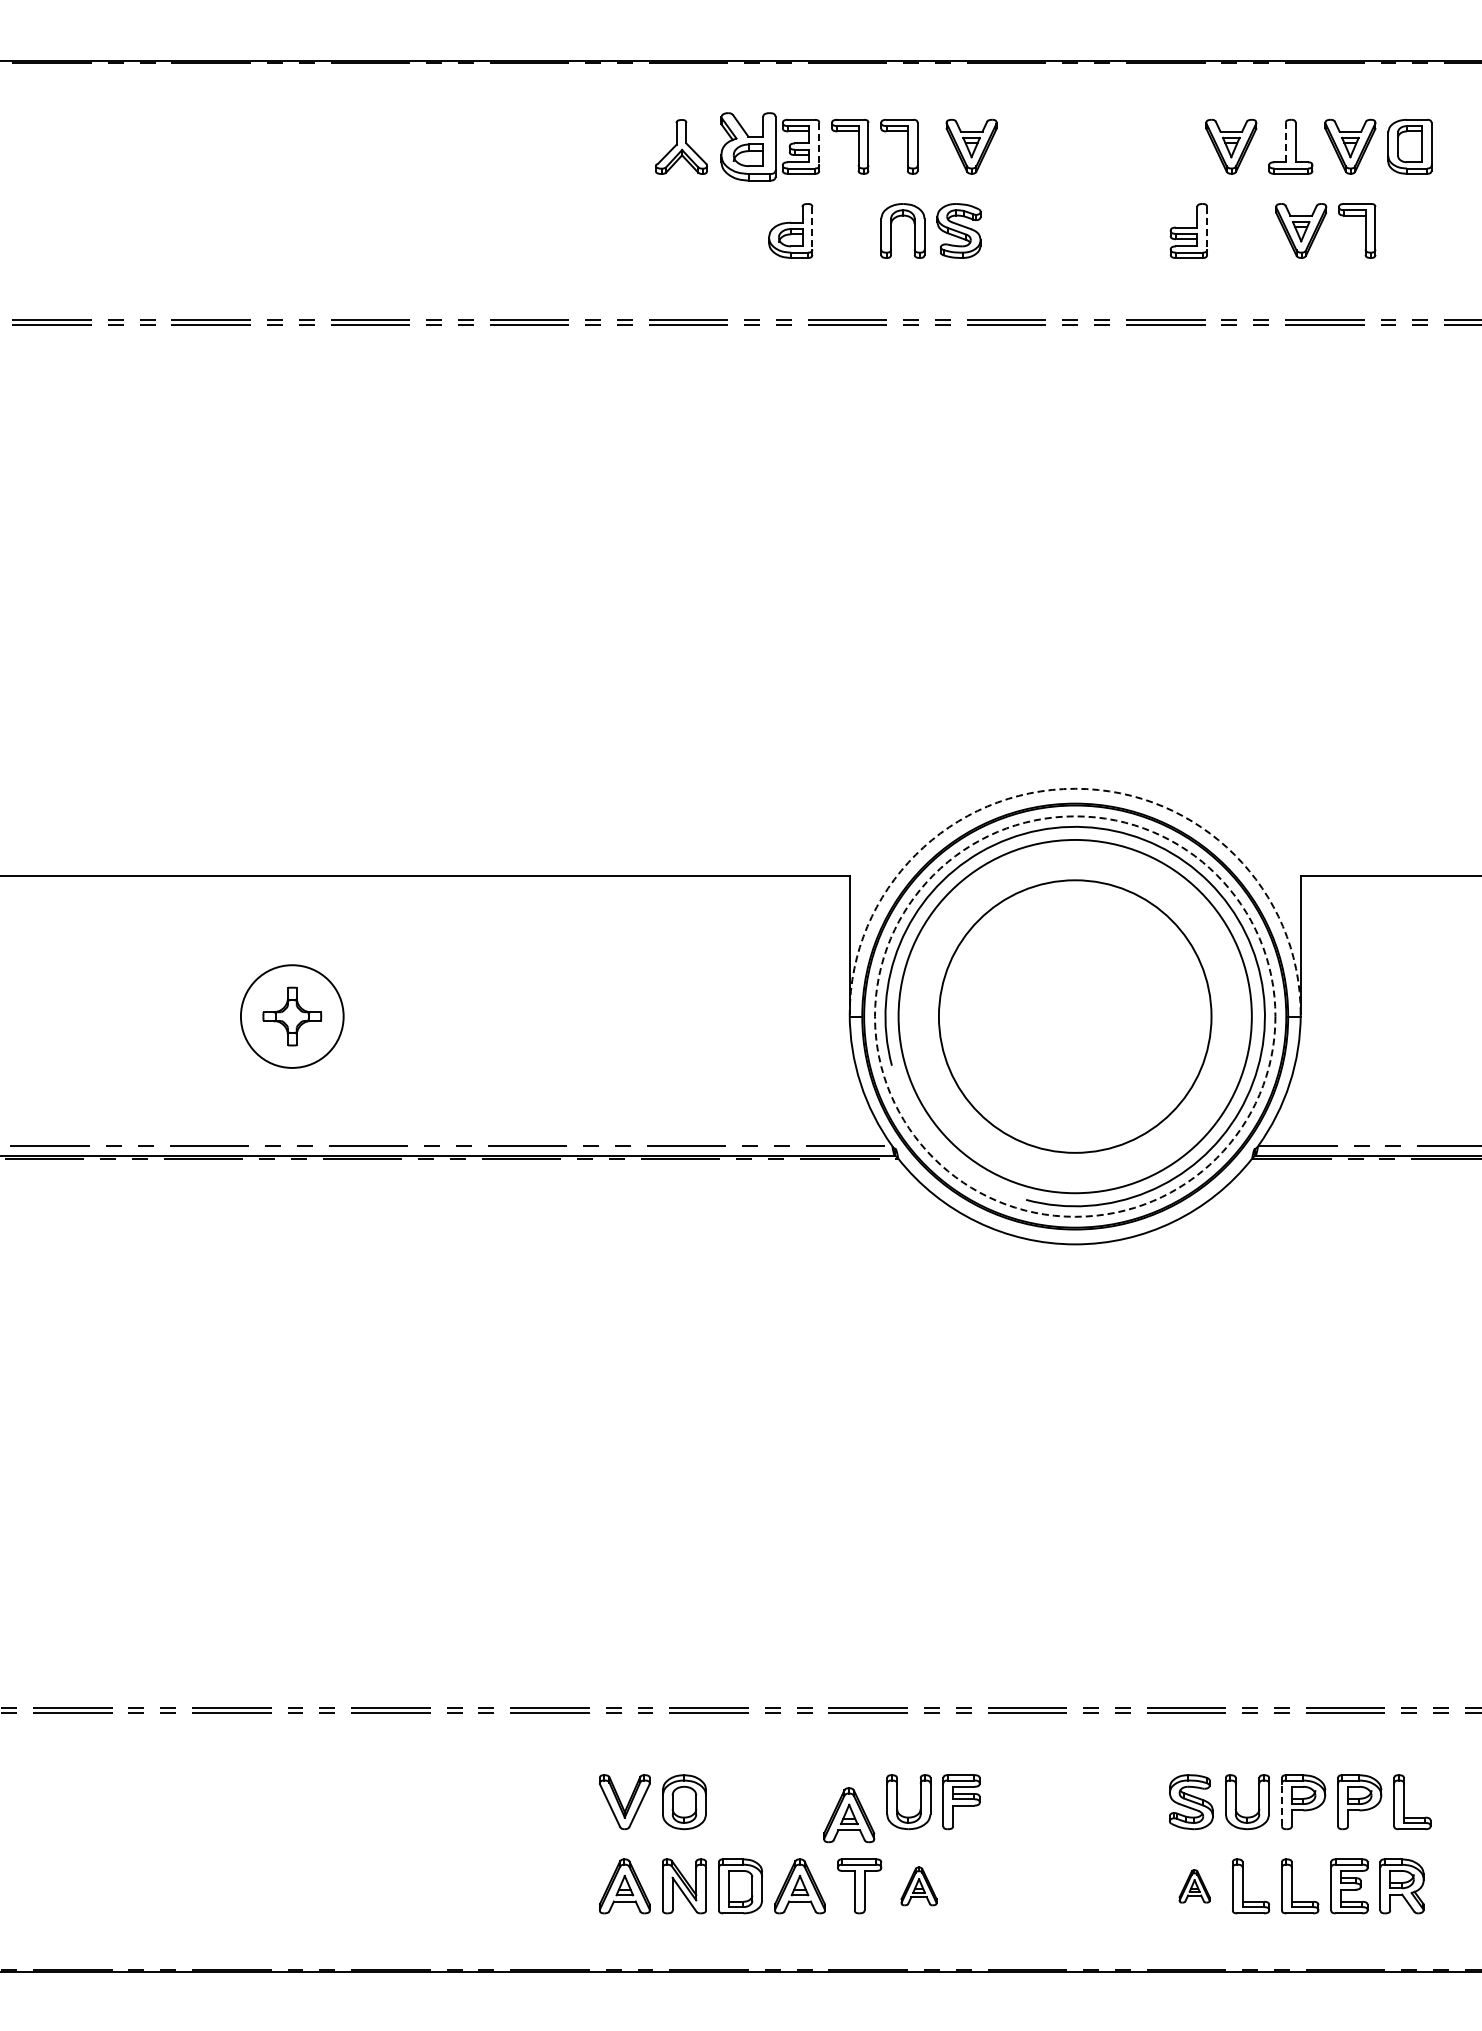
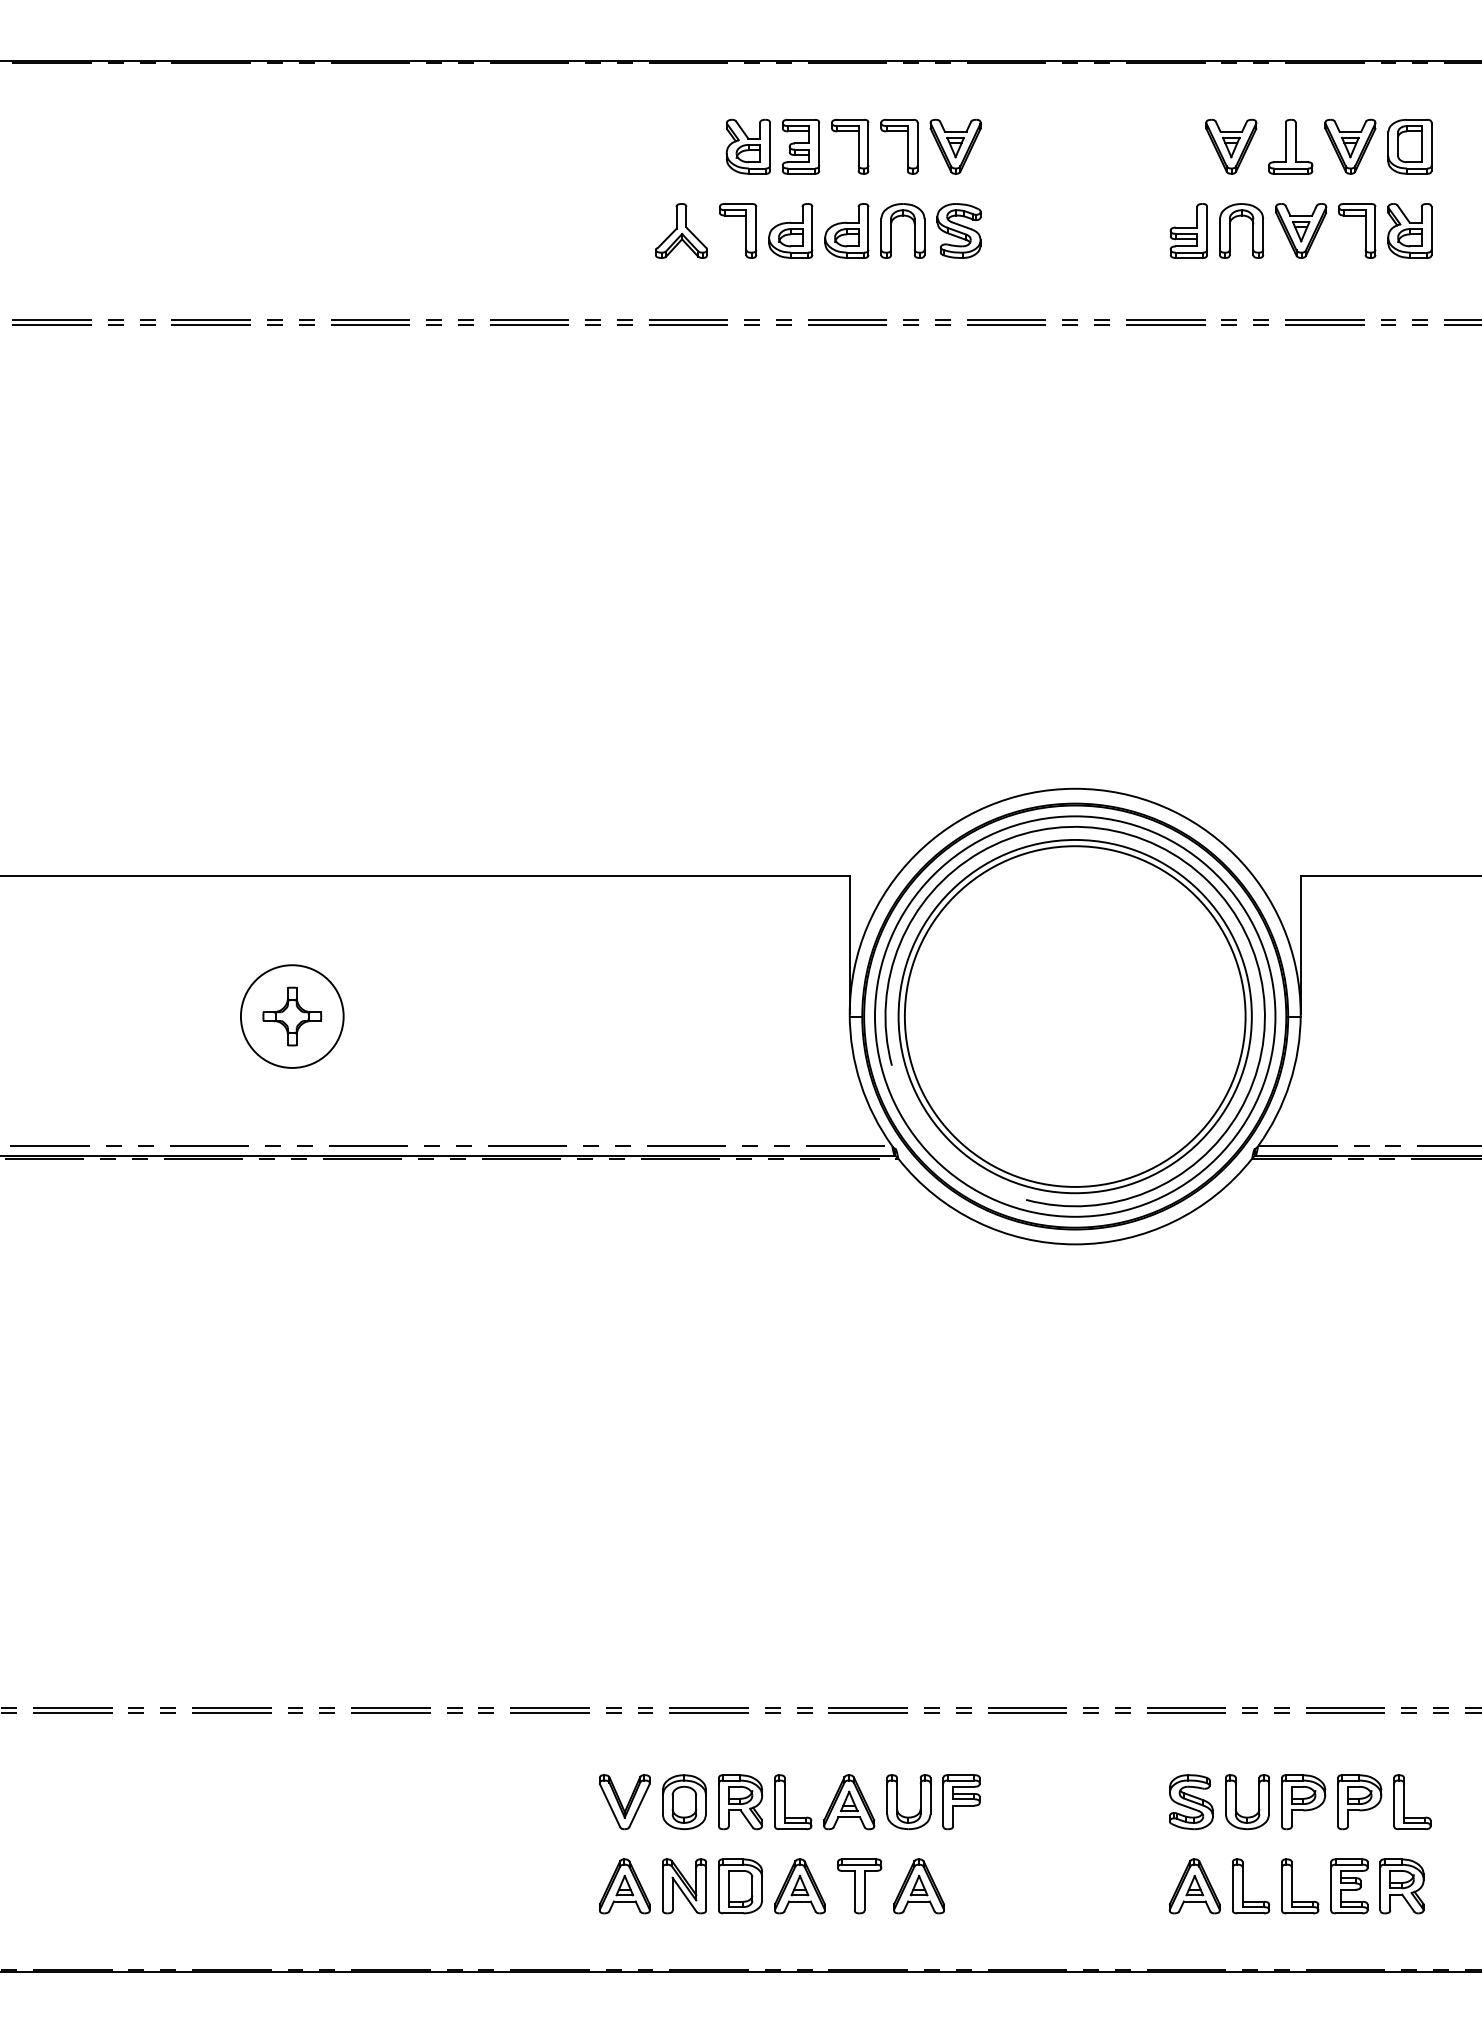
line: dashed -> solid (1285, 142)
line: dashed -> solid (819, 144)
part position: (681, 146) -> (681, 230) (681, 230)
part size: 57x70 px -> 46x57 px (747, 146)
part position: (971, 146) -> (955, 146) (955, 146)
line: dashed -> solid (812, 228)
line: dashed -> solid (1207, 228)
part: none -> present (745, 230)
part: none -> present (846, 230)
part: none -> present (1230, 230)
part: none -> present (1409, 230)
arc: dashed -> solid (1075, 788)
circle diameter: 273 px -> 341 px (1074, 1016)
circle: dashed -> solid (1075, 1016)
part: none -> present (740, 1802)
part: none -> present (785, 1802)
line: dashed -> solid (1282, 1804)
part position: (849, 1815) -> (849, 1802) (849, 1802)
part size: 38x41 px -> 52x57 px (918, 1886)
part size: 33x35 px -> 53x57 px (1194, 1886)
